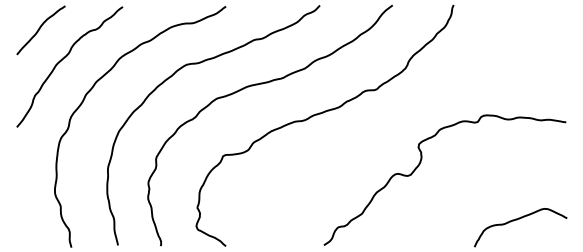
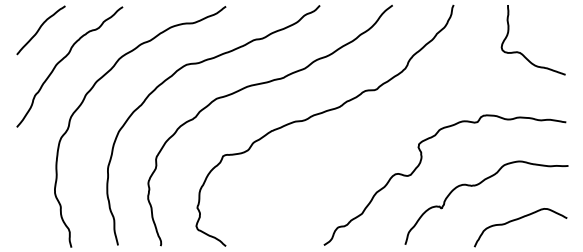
curve: none -> present (521, 52)
curve: none -> present (478, 185)
